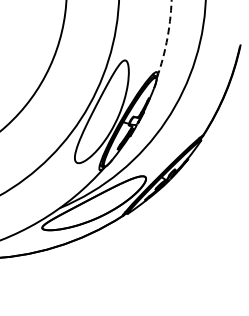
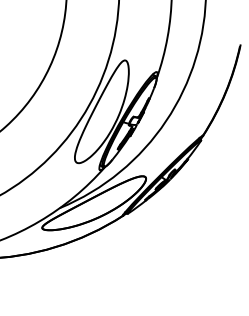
arc: dashed -> solid (167, 40)
